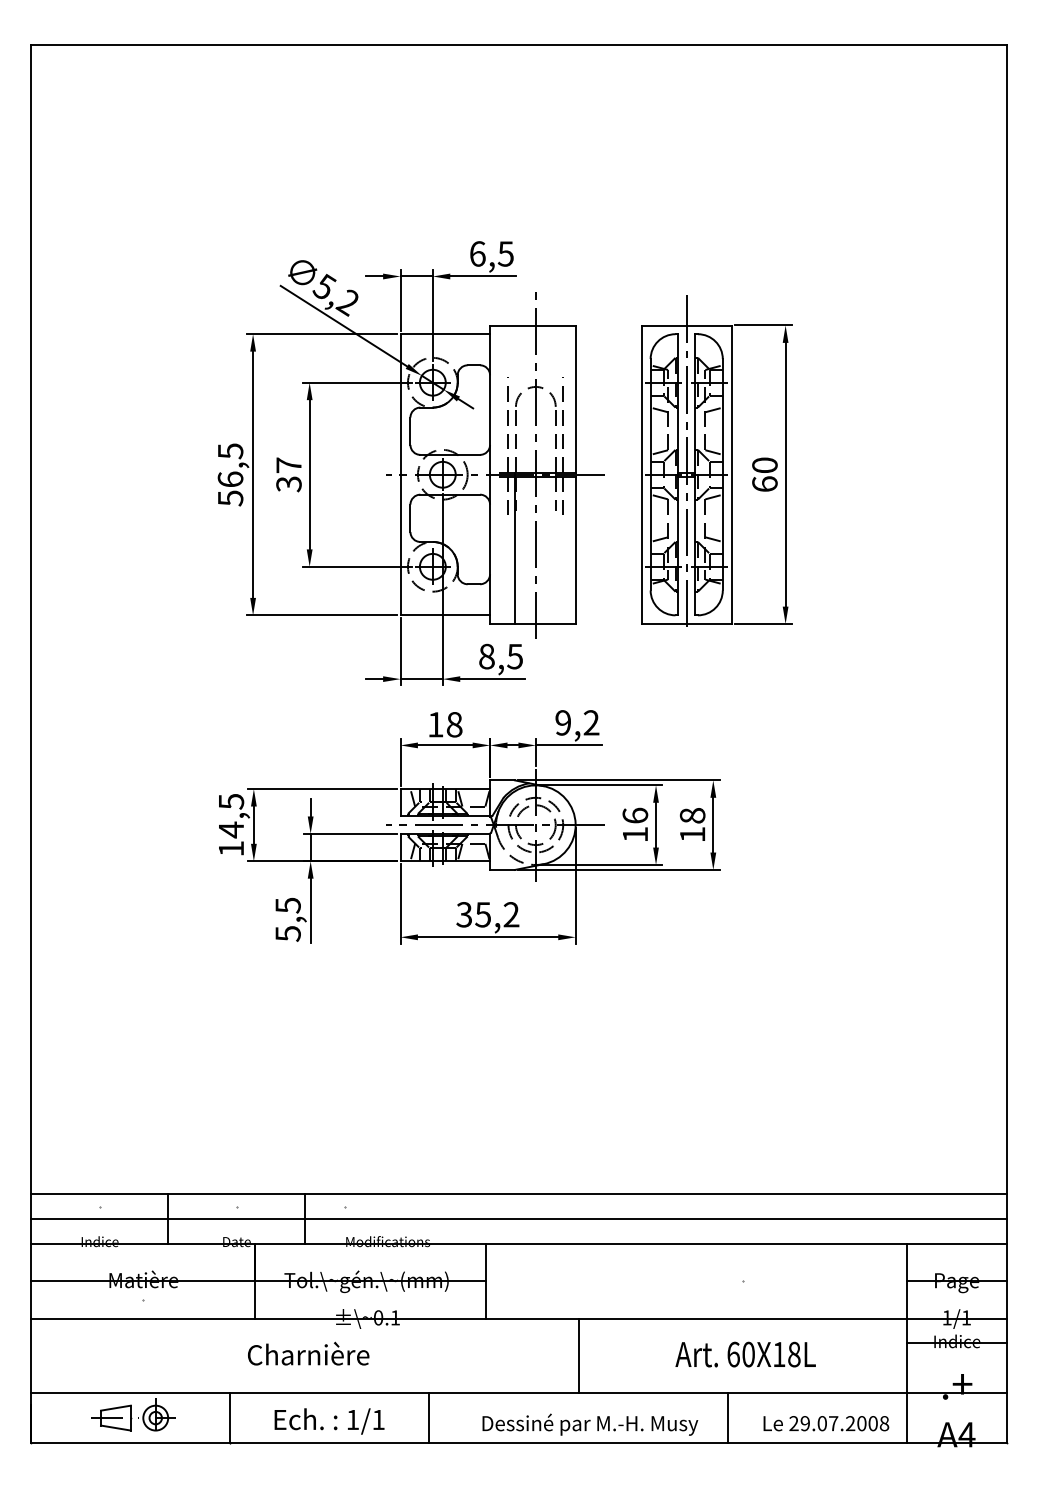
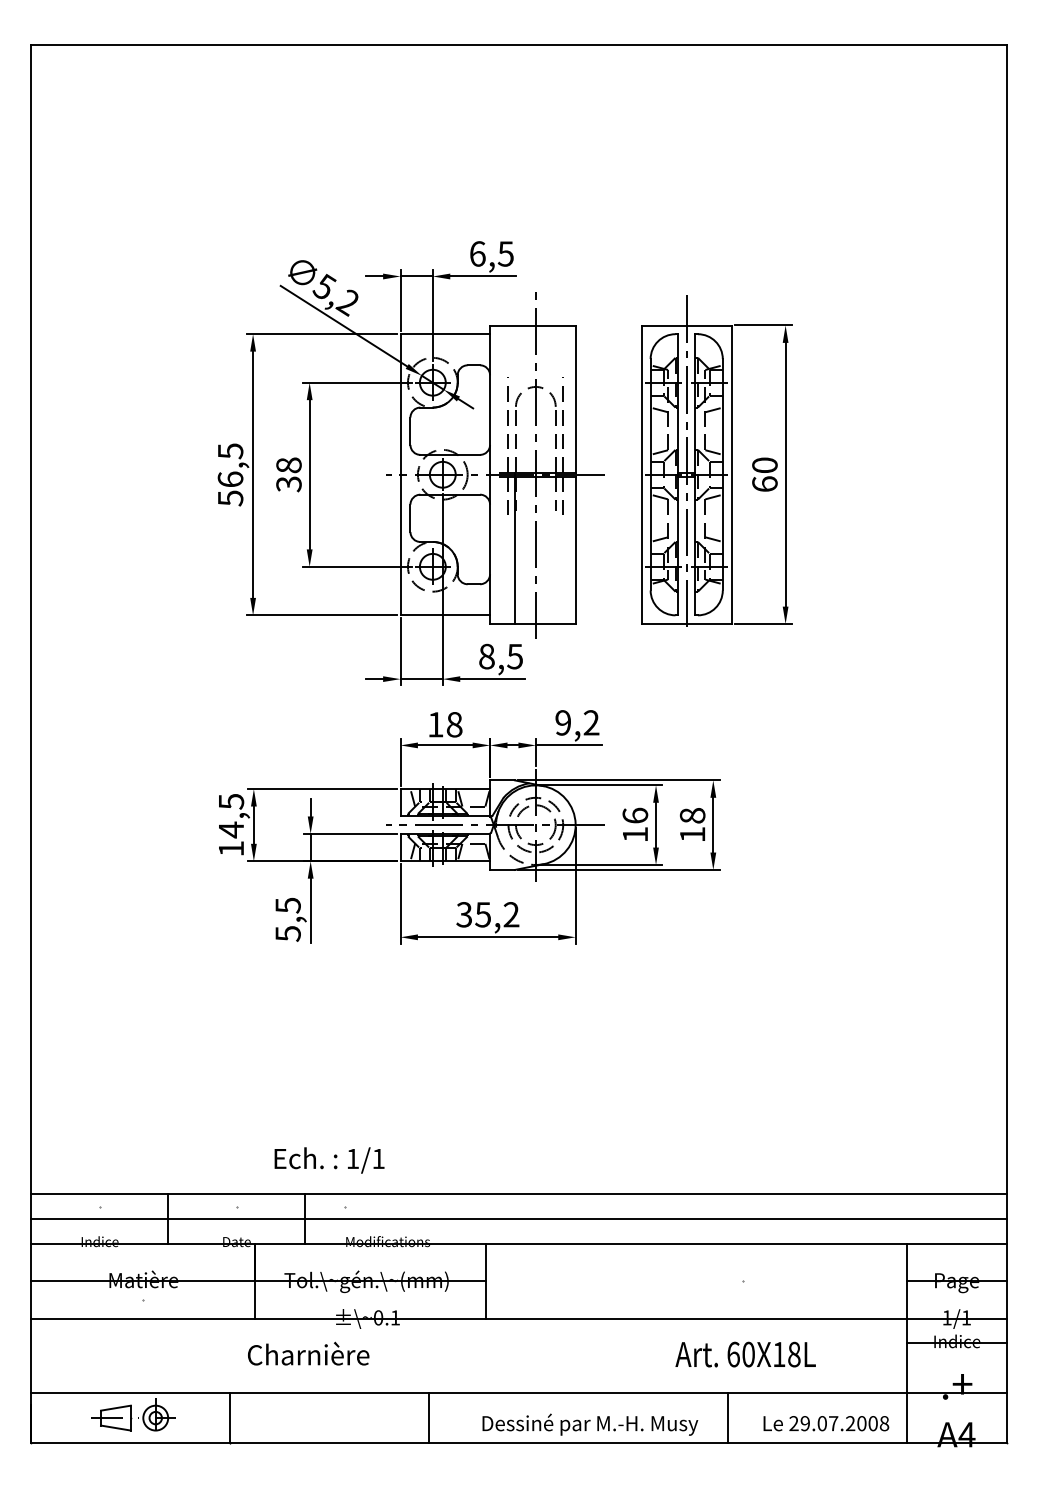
text: 37 -> 38 (288, 465)
line: present -> none (578, 1355)
text position: (329, 1421) -> (329, 1160) (329, 1160)
